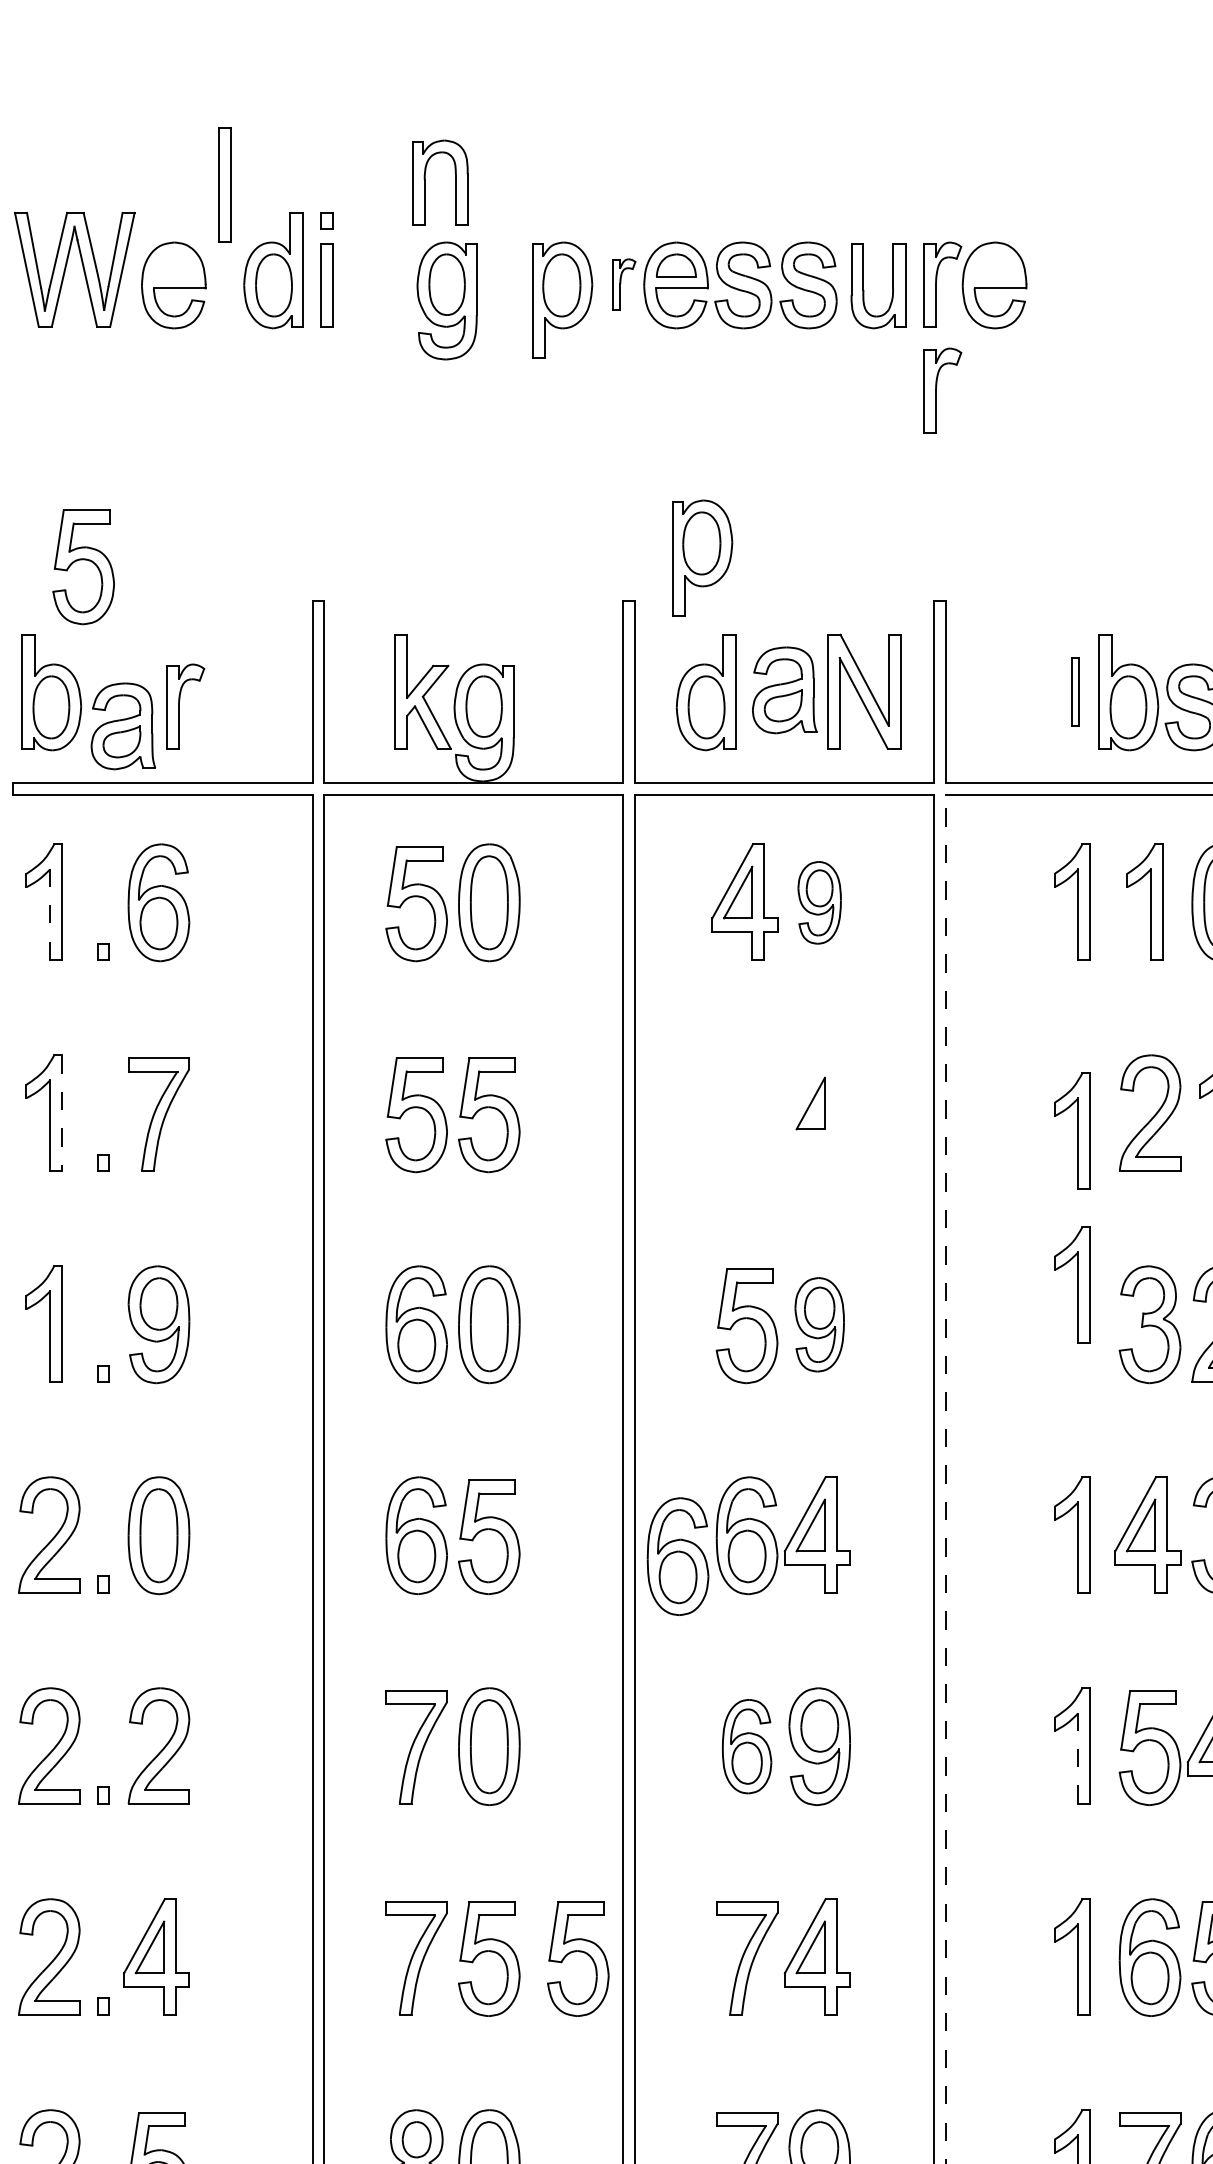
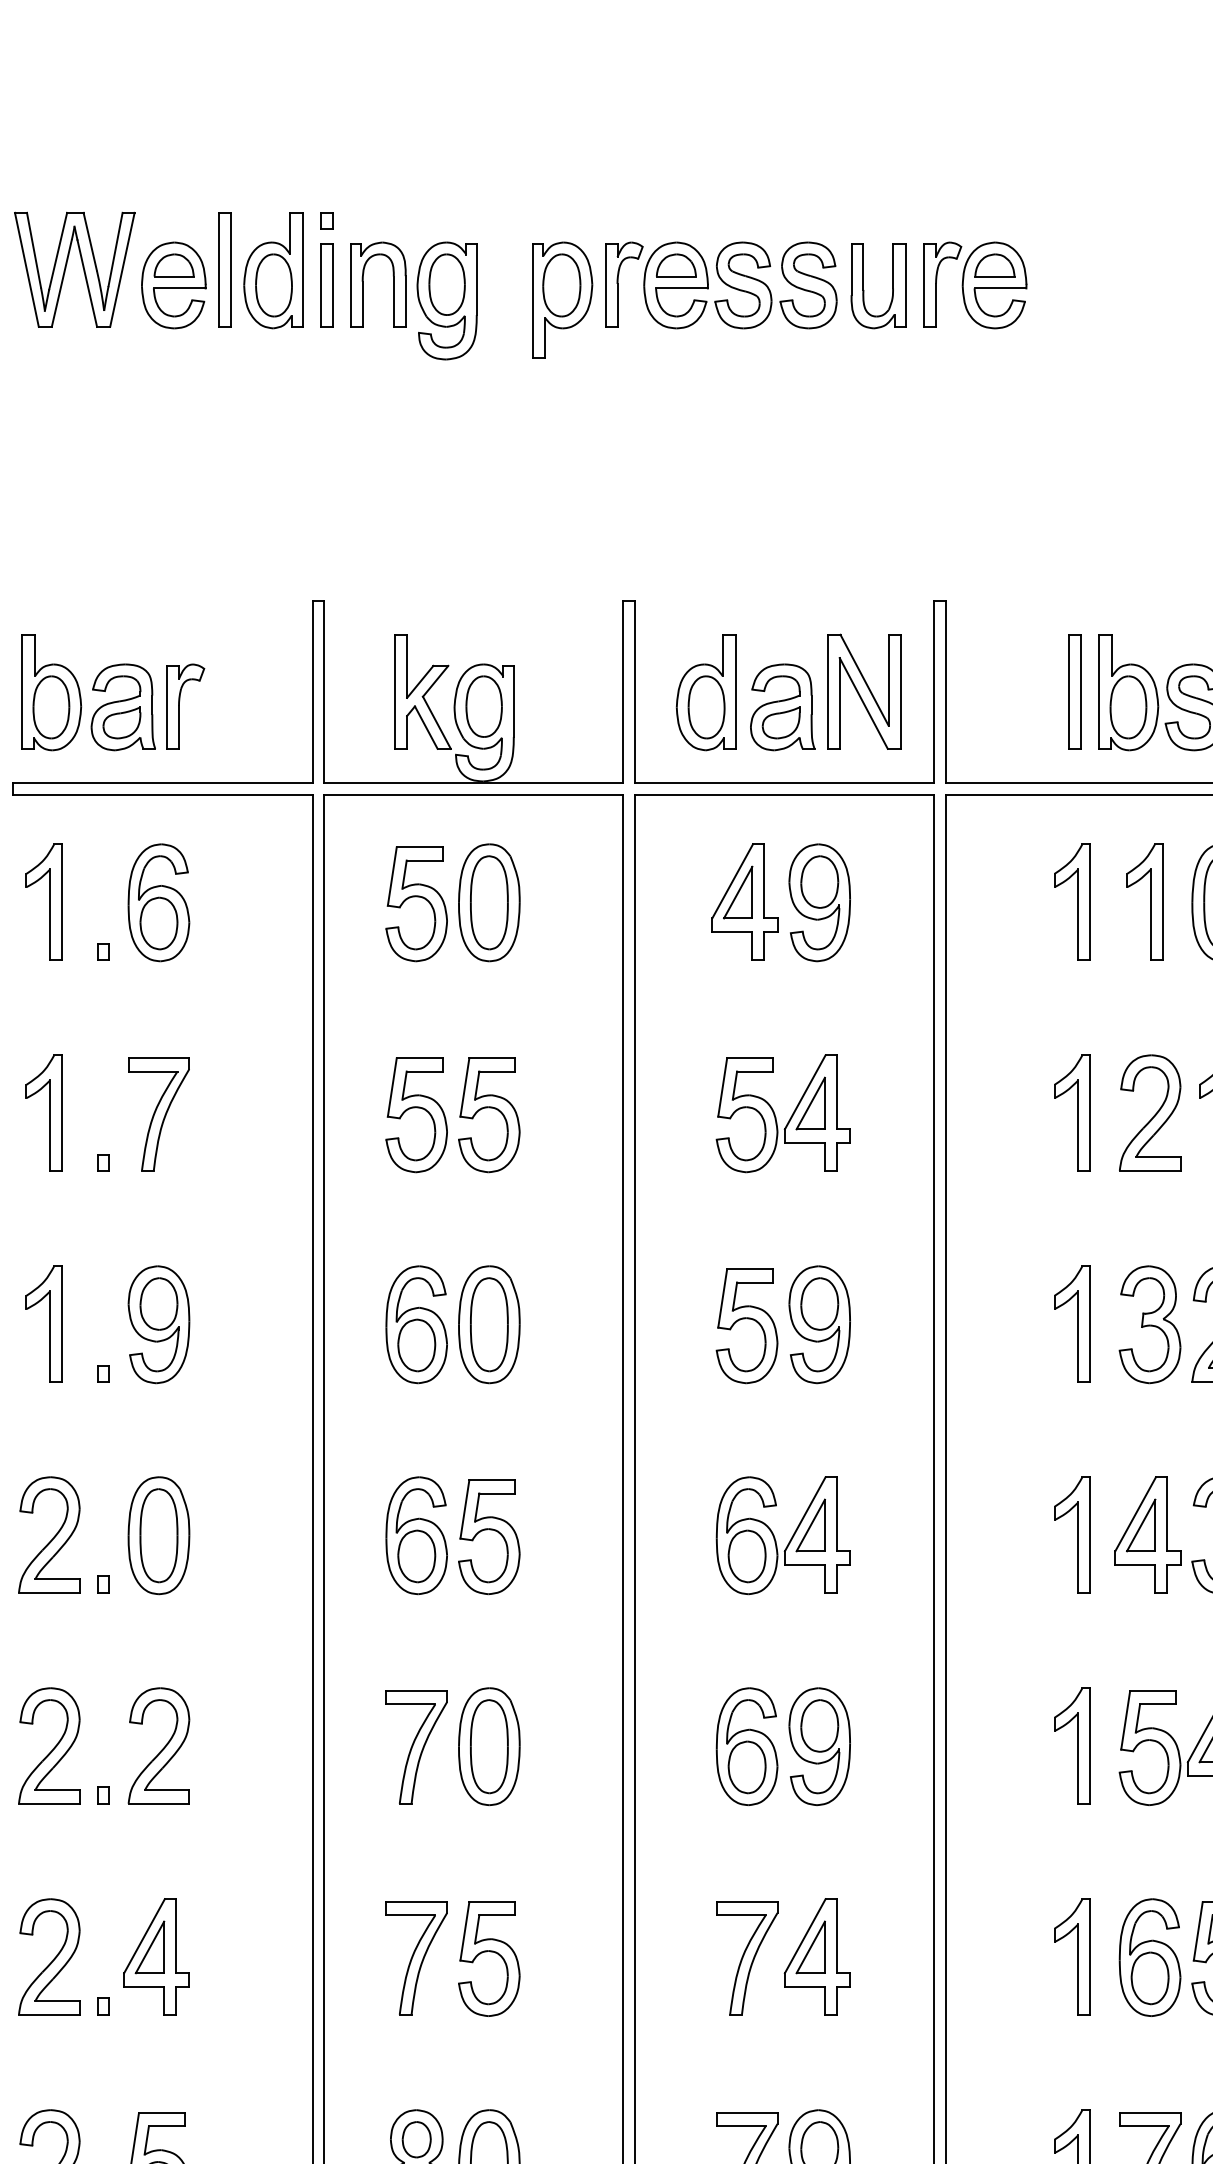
part position: (425, 182) -> (363, 284) (363, 284)
part position: (224, 184) -> (224, 269) (224, 269)
part: none -> present (173, 265)
part: none -> present (994, 265)
part size: 25x53 px -> 39x87 px (624, 284)
part: present -> none (942, 390)
part: present -> none (702, 557)
part: present -> none (83, 560)
part position: (784, 690) -> (782, 707) (782, 707)
part size: 9x70 px -> 14x116 px (1074, 691)
part position: (122, 726) -> (122, 707) (122, 707)
part size: 45x84 px -> 63x120 px (819, 902)
line: dashed -> solid (50, 914)
line: dashed -> solid (61, 1113)
part: none -> present (775, 1114)
part position: (1072, 1130) -> (1072, 1112) (1072, 1112)
part position: (1072, 1284) -> (1072, 1323) (1072, 1323)
part size: 51x96 px -> 63x120 px (819, 1324)
line: dashed -> solid (945, 1478)
part: present -> none (677, 1556)
part size: 52x96 px -> 64x119 px (746, 1746)
line: dashed -> solid (1078, 1758)
part: present -> none (579, 1952)
